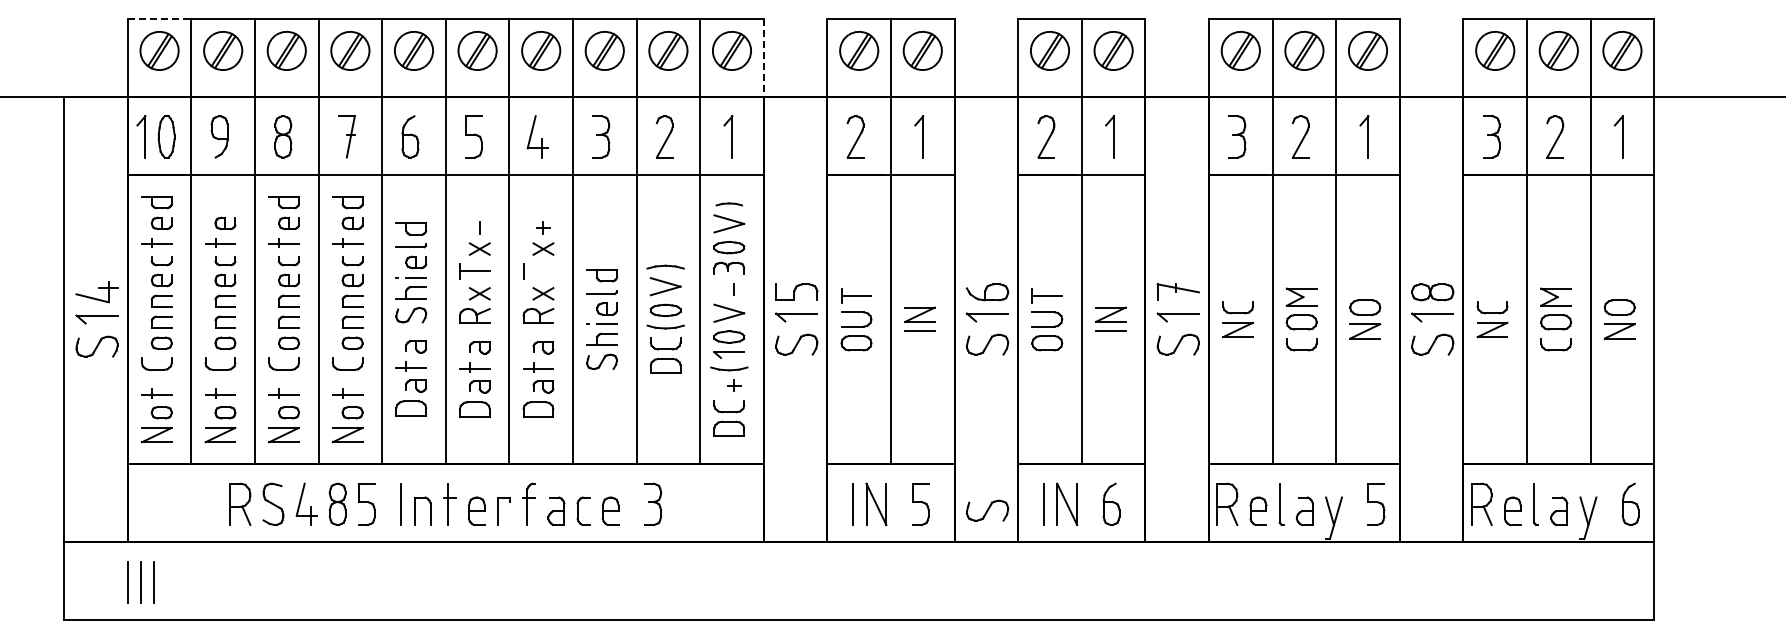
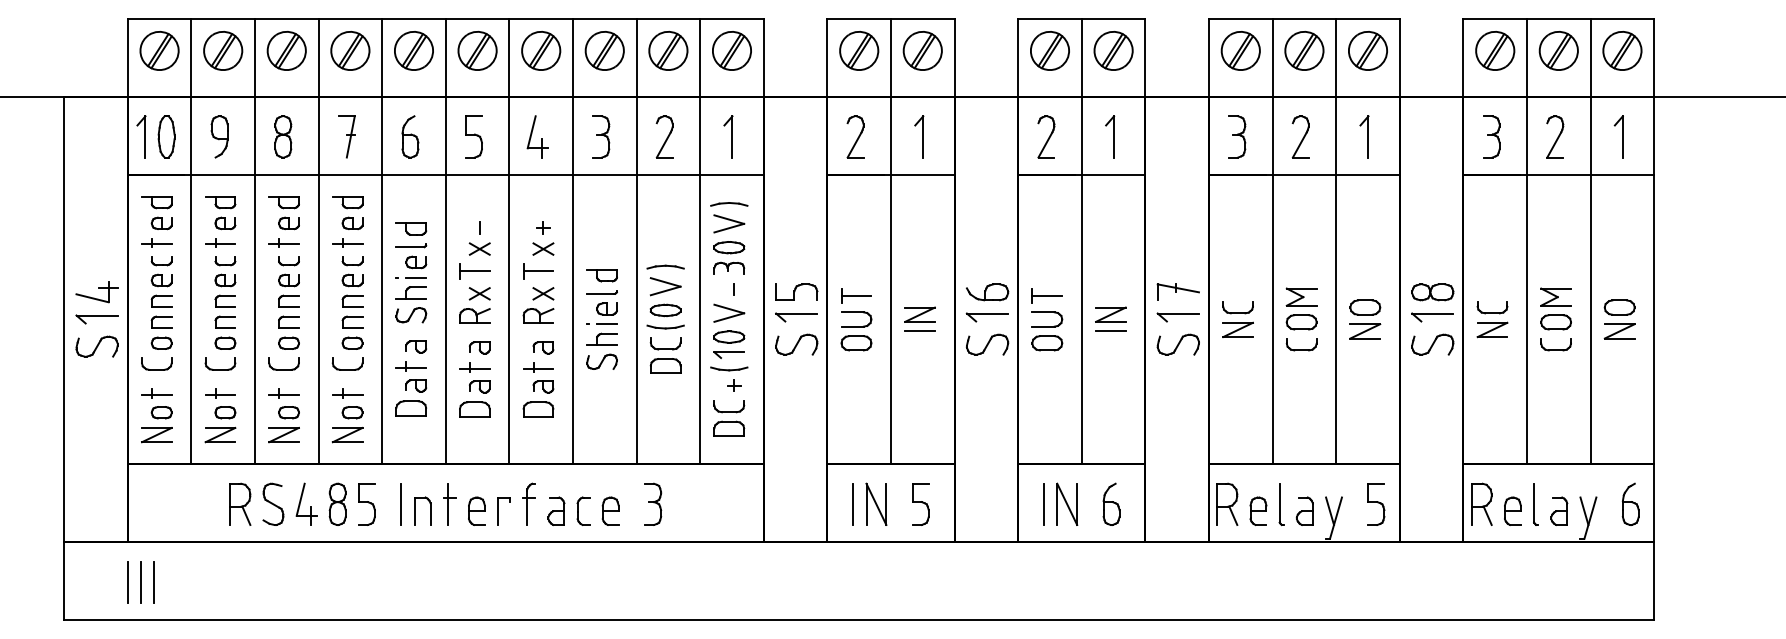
line: dashed -> solid (159, 19)
line: dashed -> solid (763, 58)
part: none -> present (220, 202)
part size: 28x5 px -> 39x5 px (729, 204)
line: none -> present (538, 271)
part: present -> none (987, 510)
